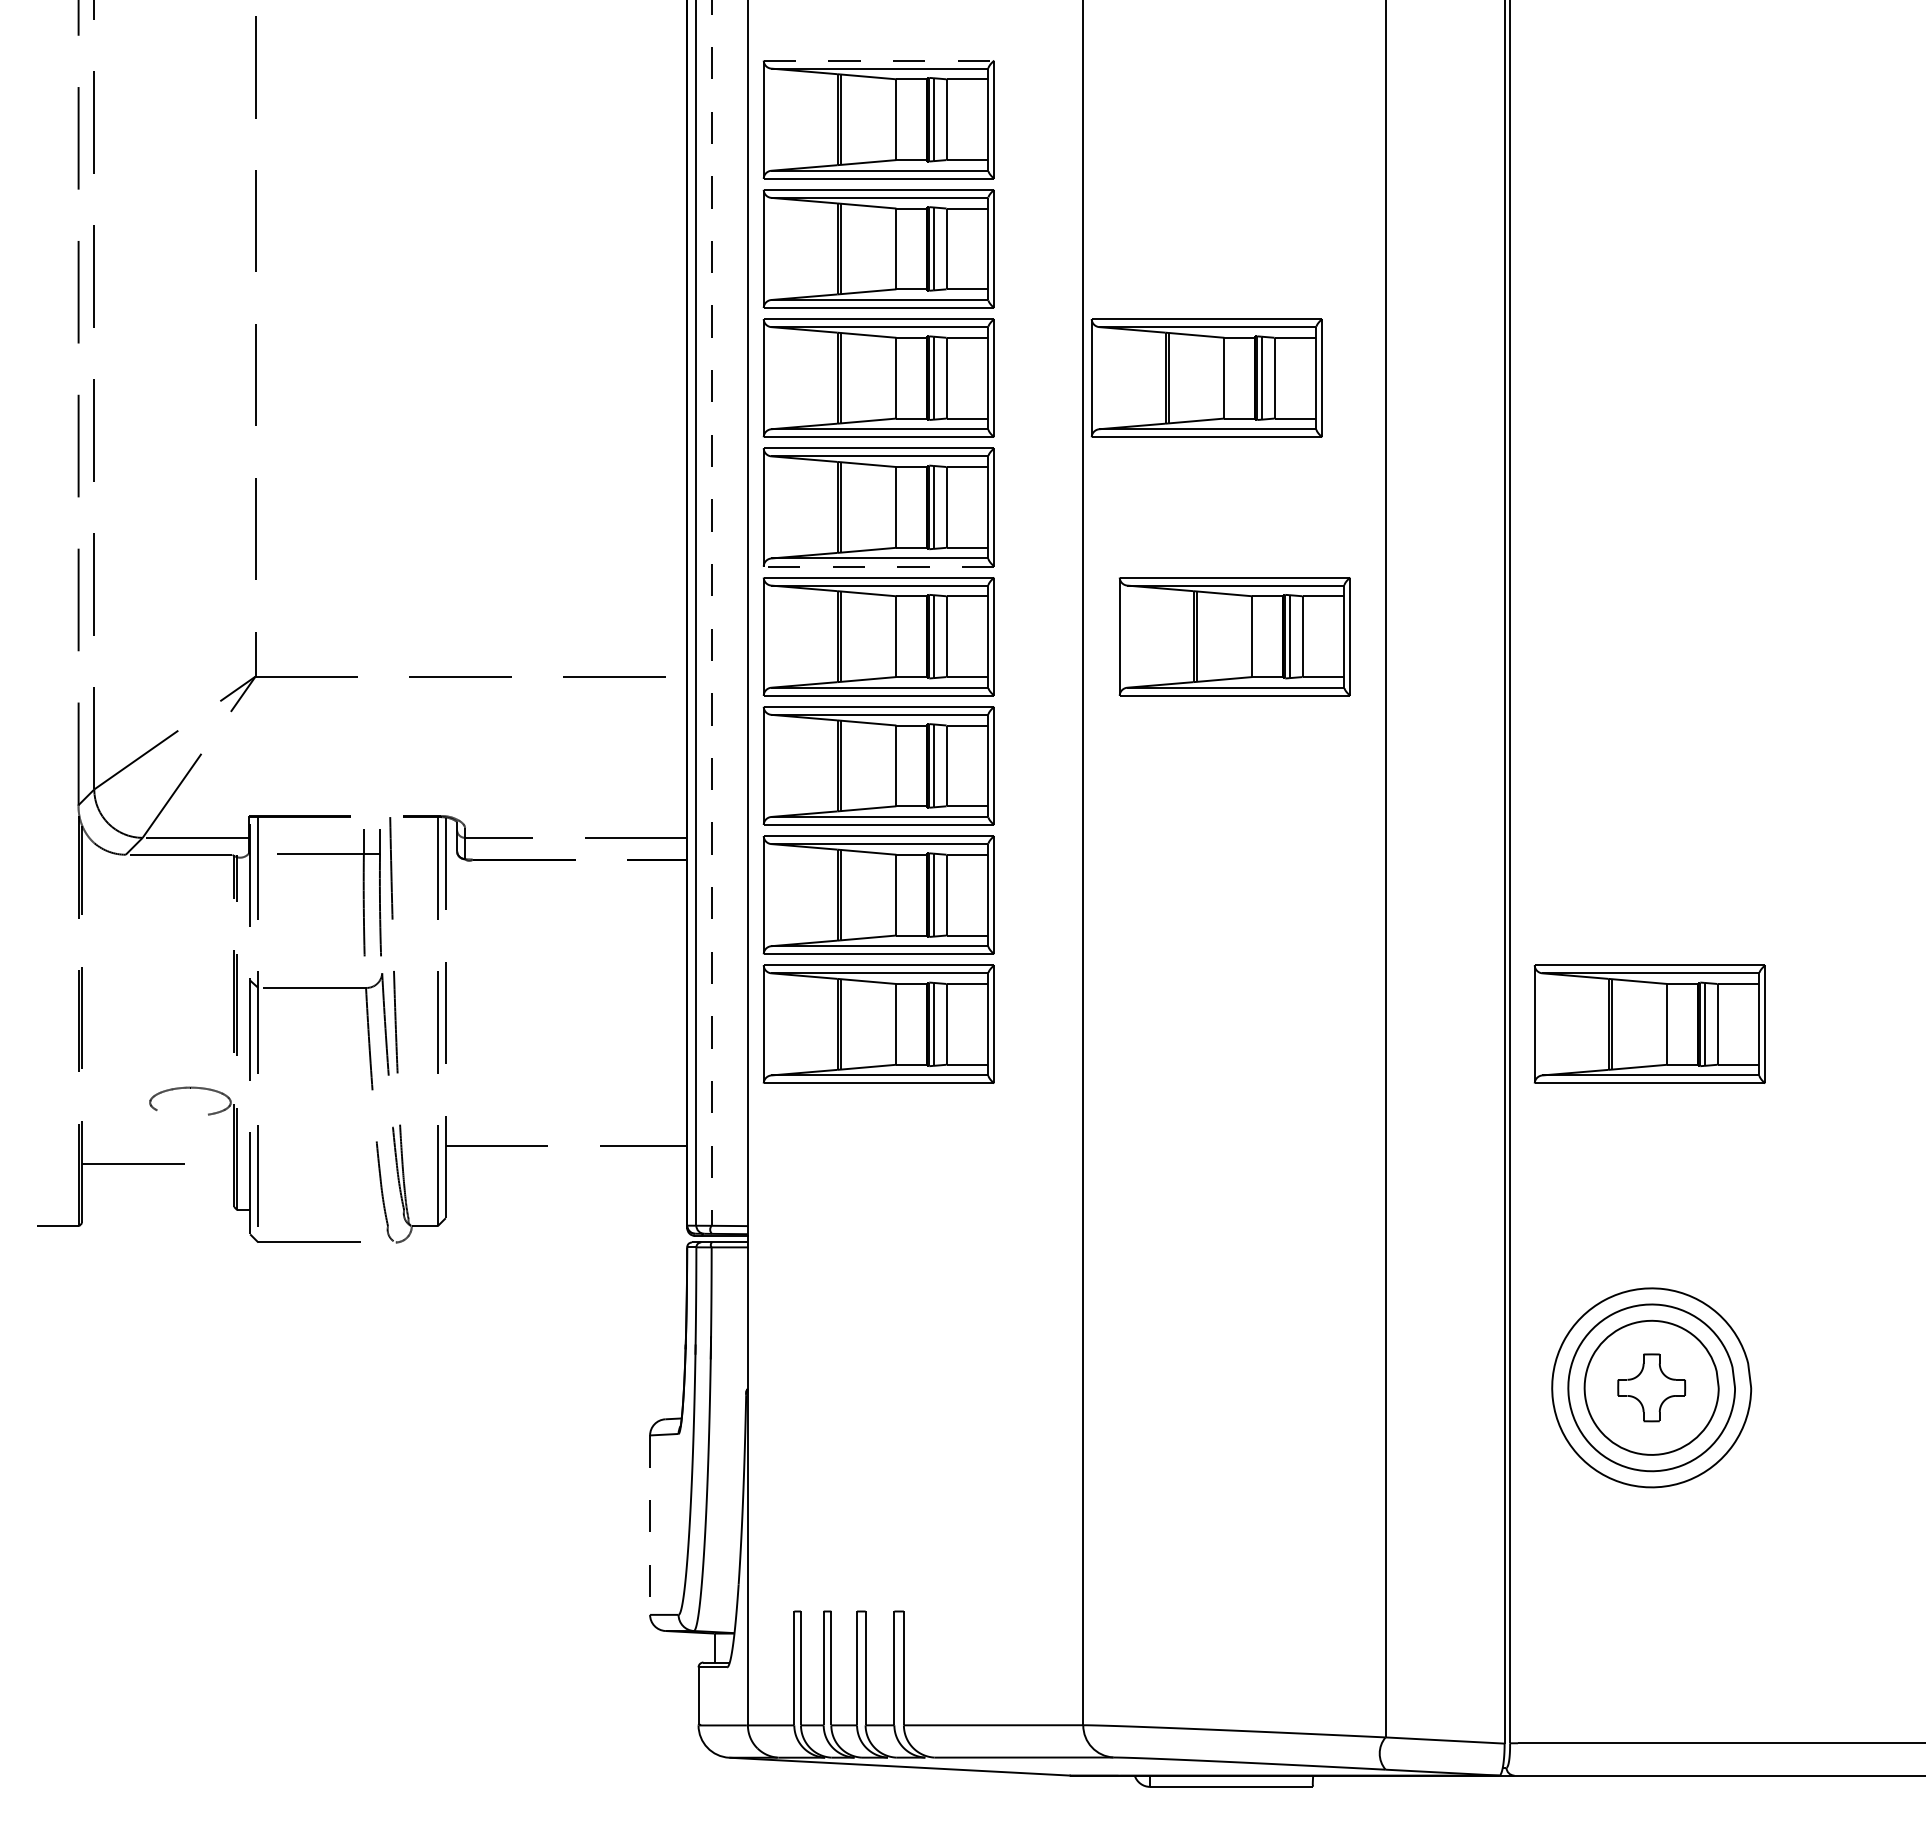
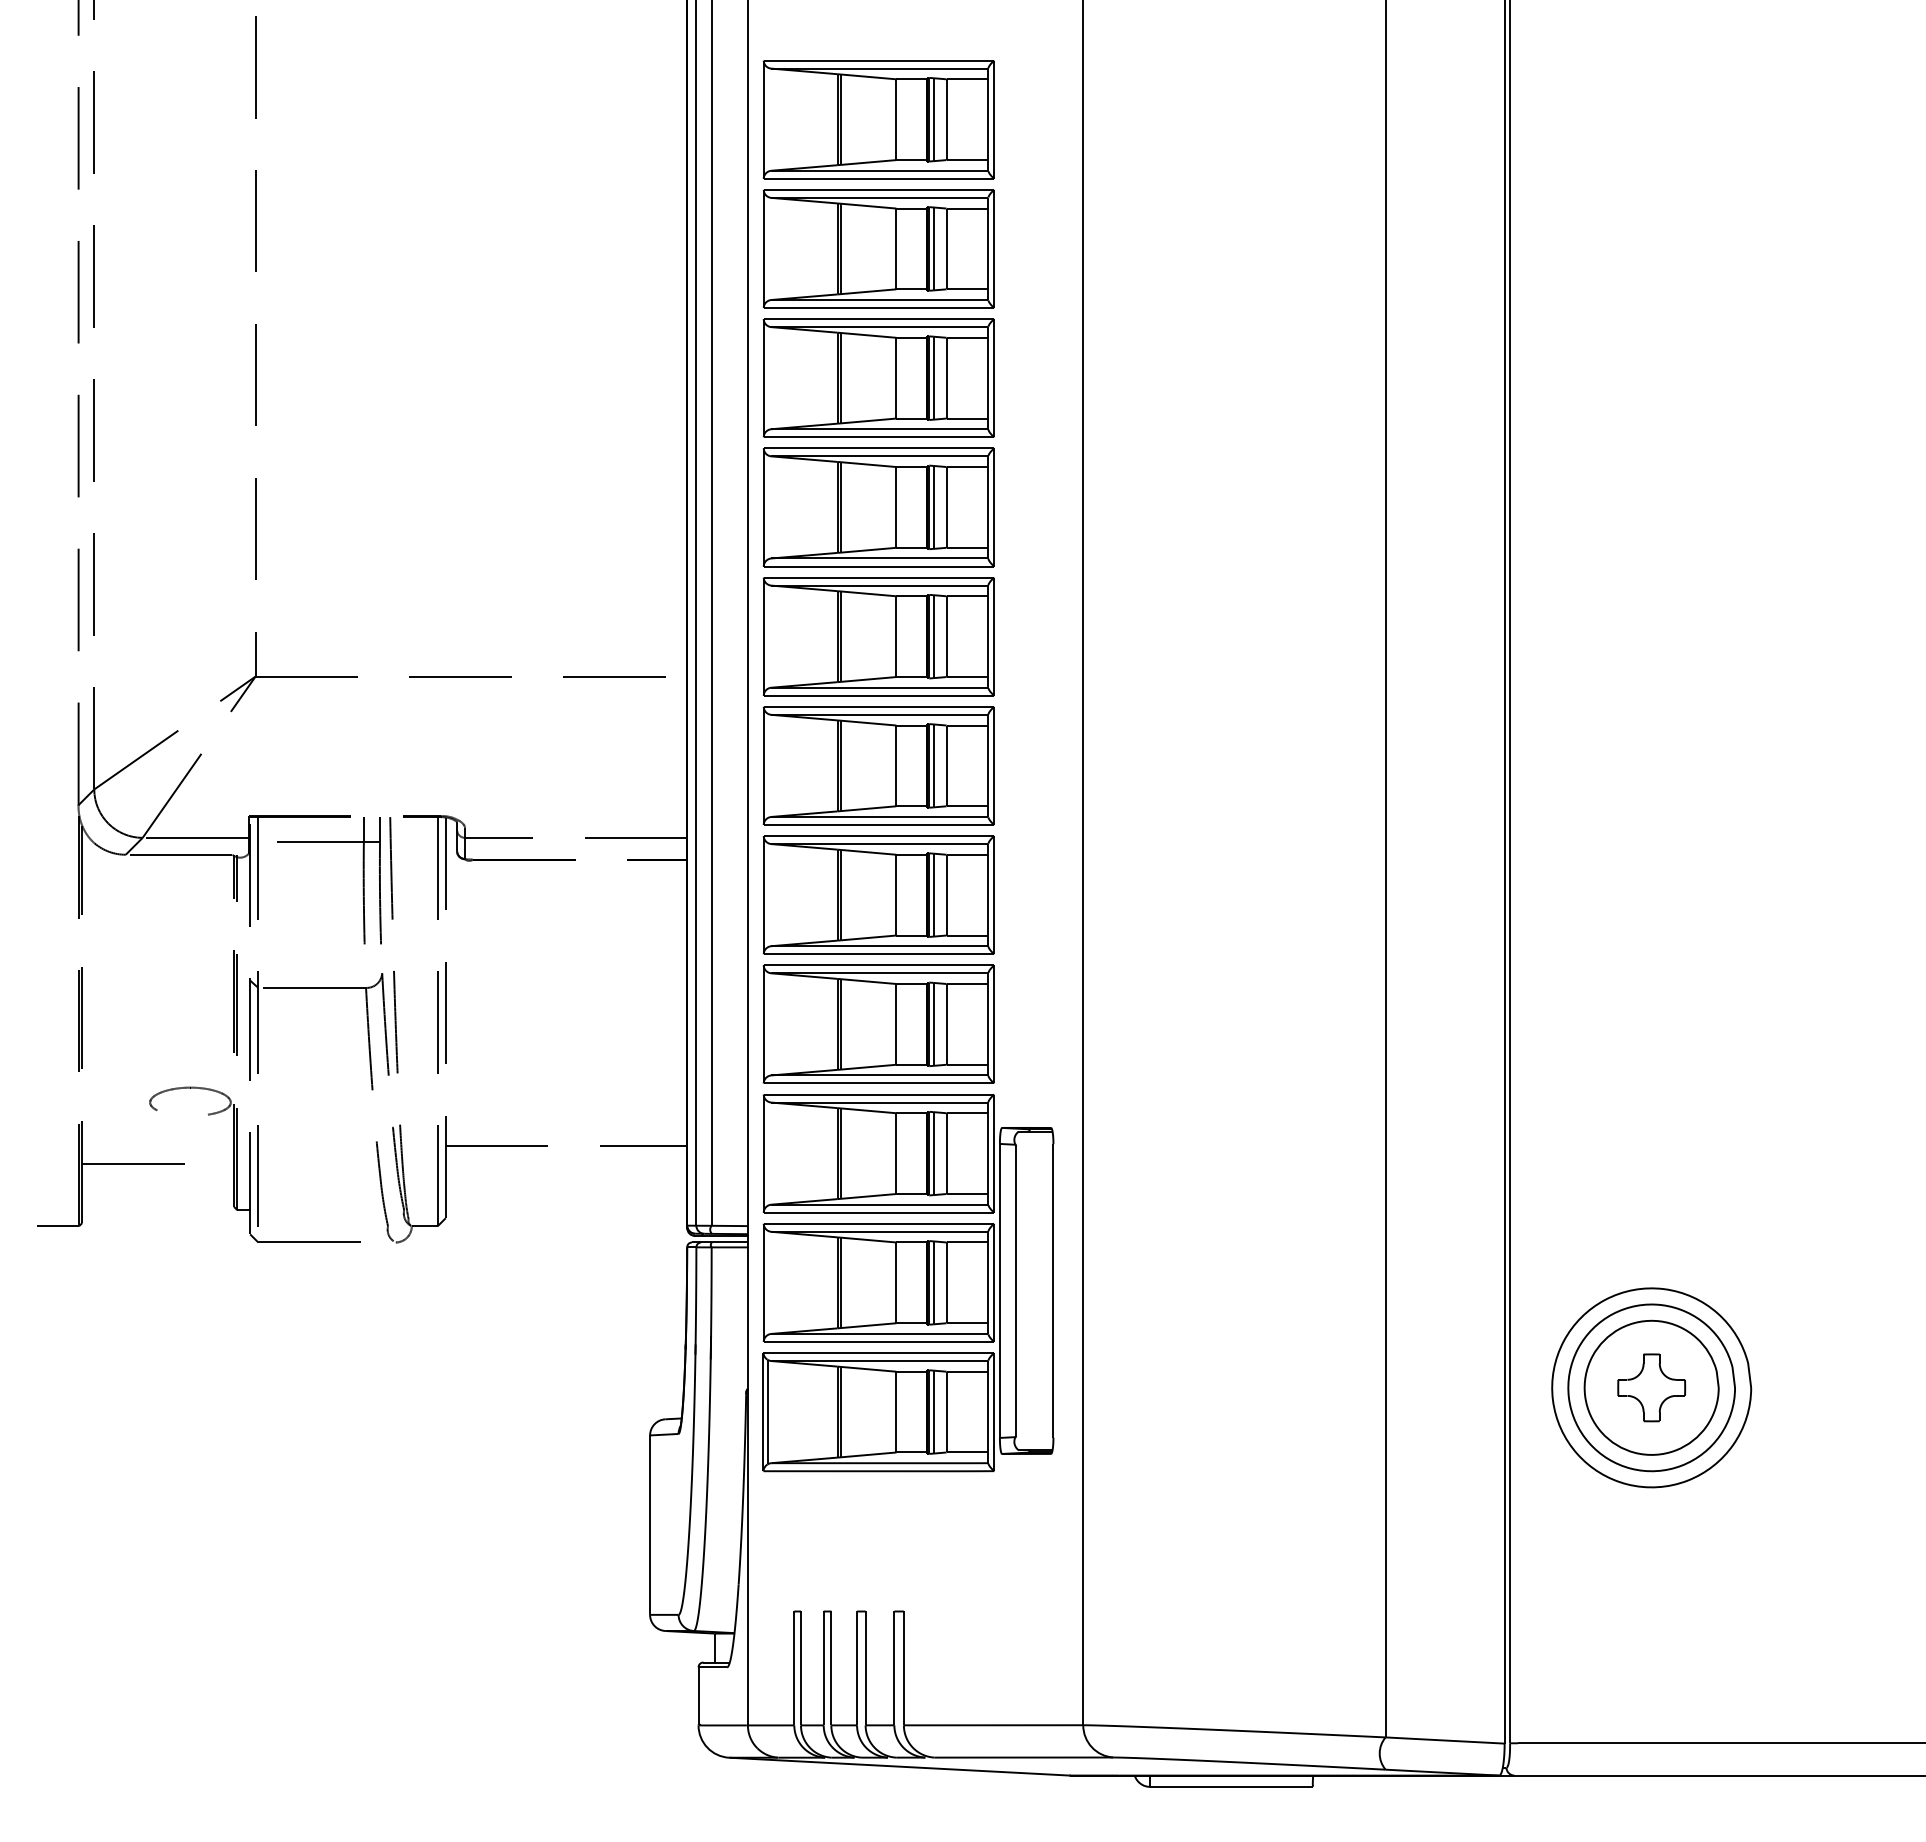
line: dashed -> solid (879, 60)
part: present -> none (1206, 377)
line: dashed -> solid (878, 566)
line: dashed -> solid (711, 612)
part: present -> none (1234, 636)
part position: (362, 892) -> (362, 880) (362, 880)
part: present -> none (1649, 1023)
part: none -> present (908, 1283)
line: dashed -> solid (650, 1525)
